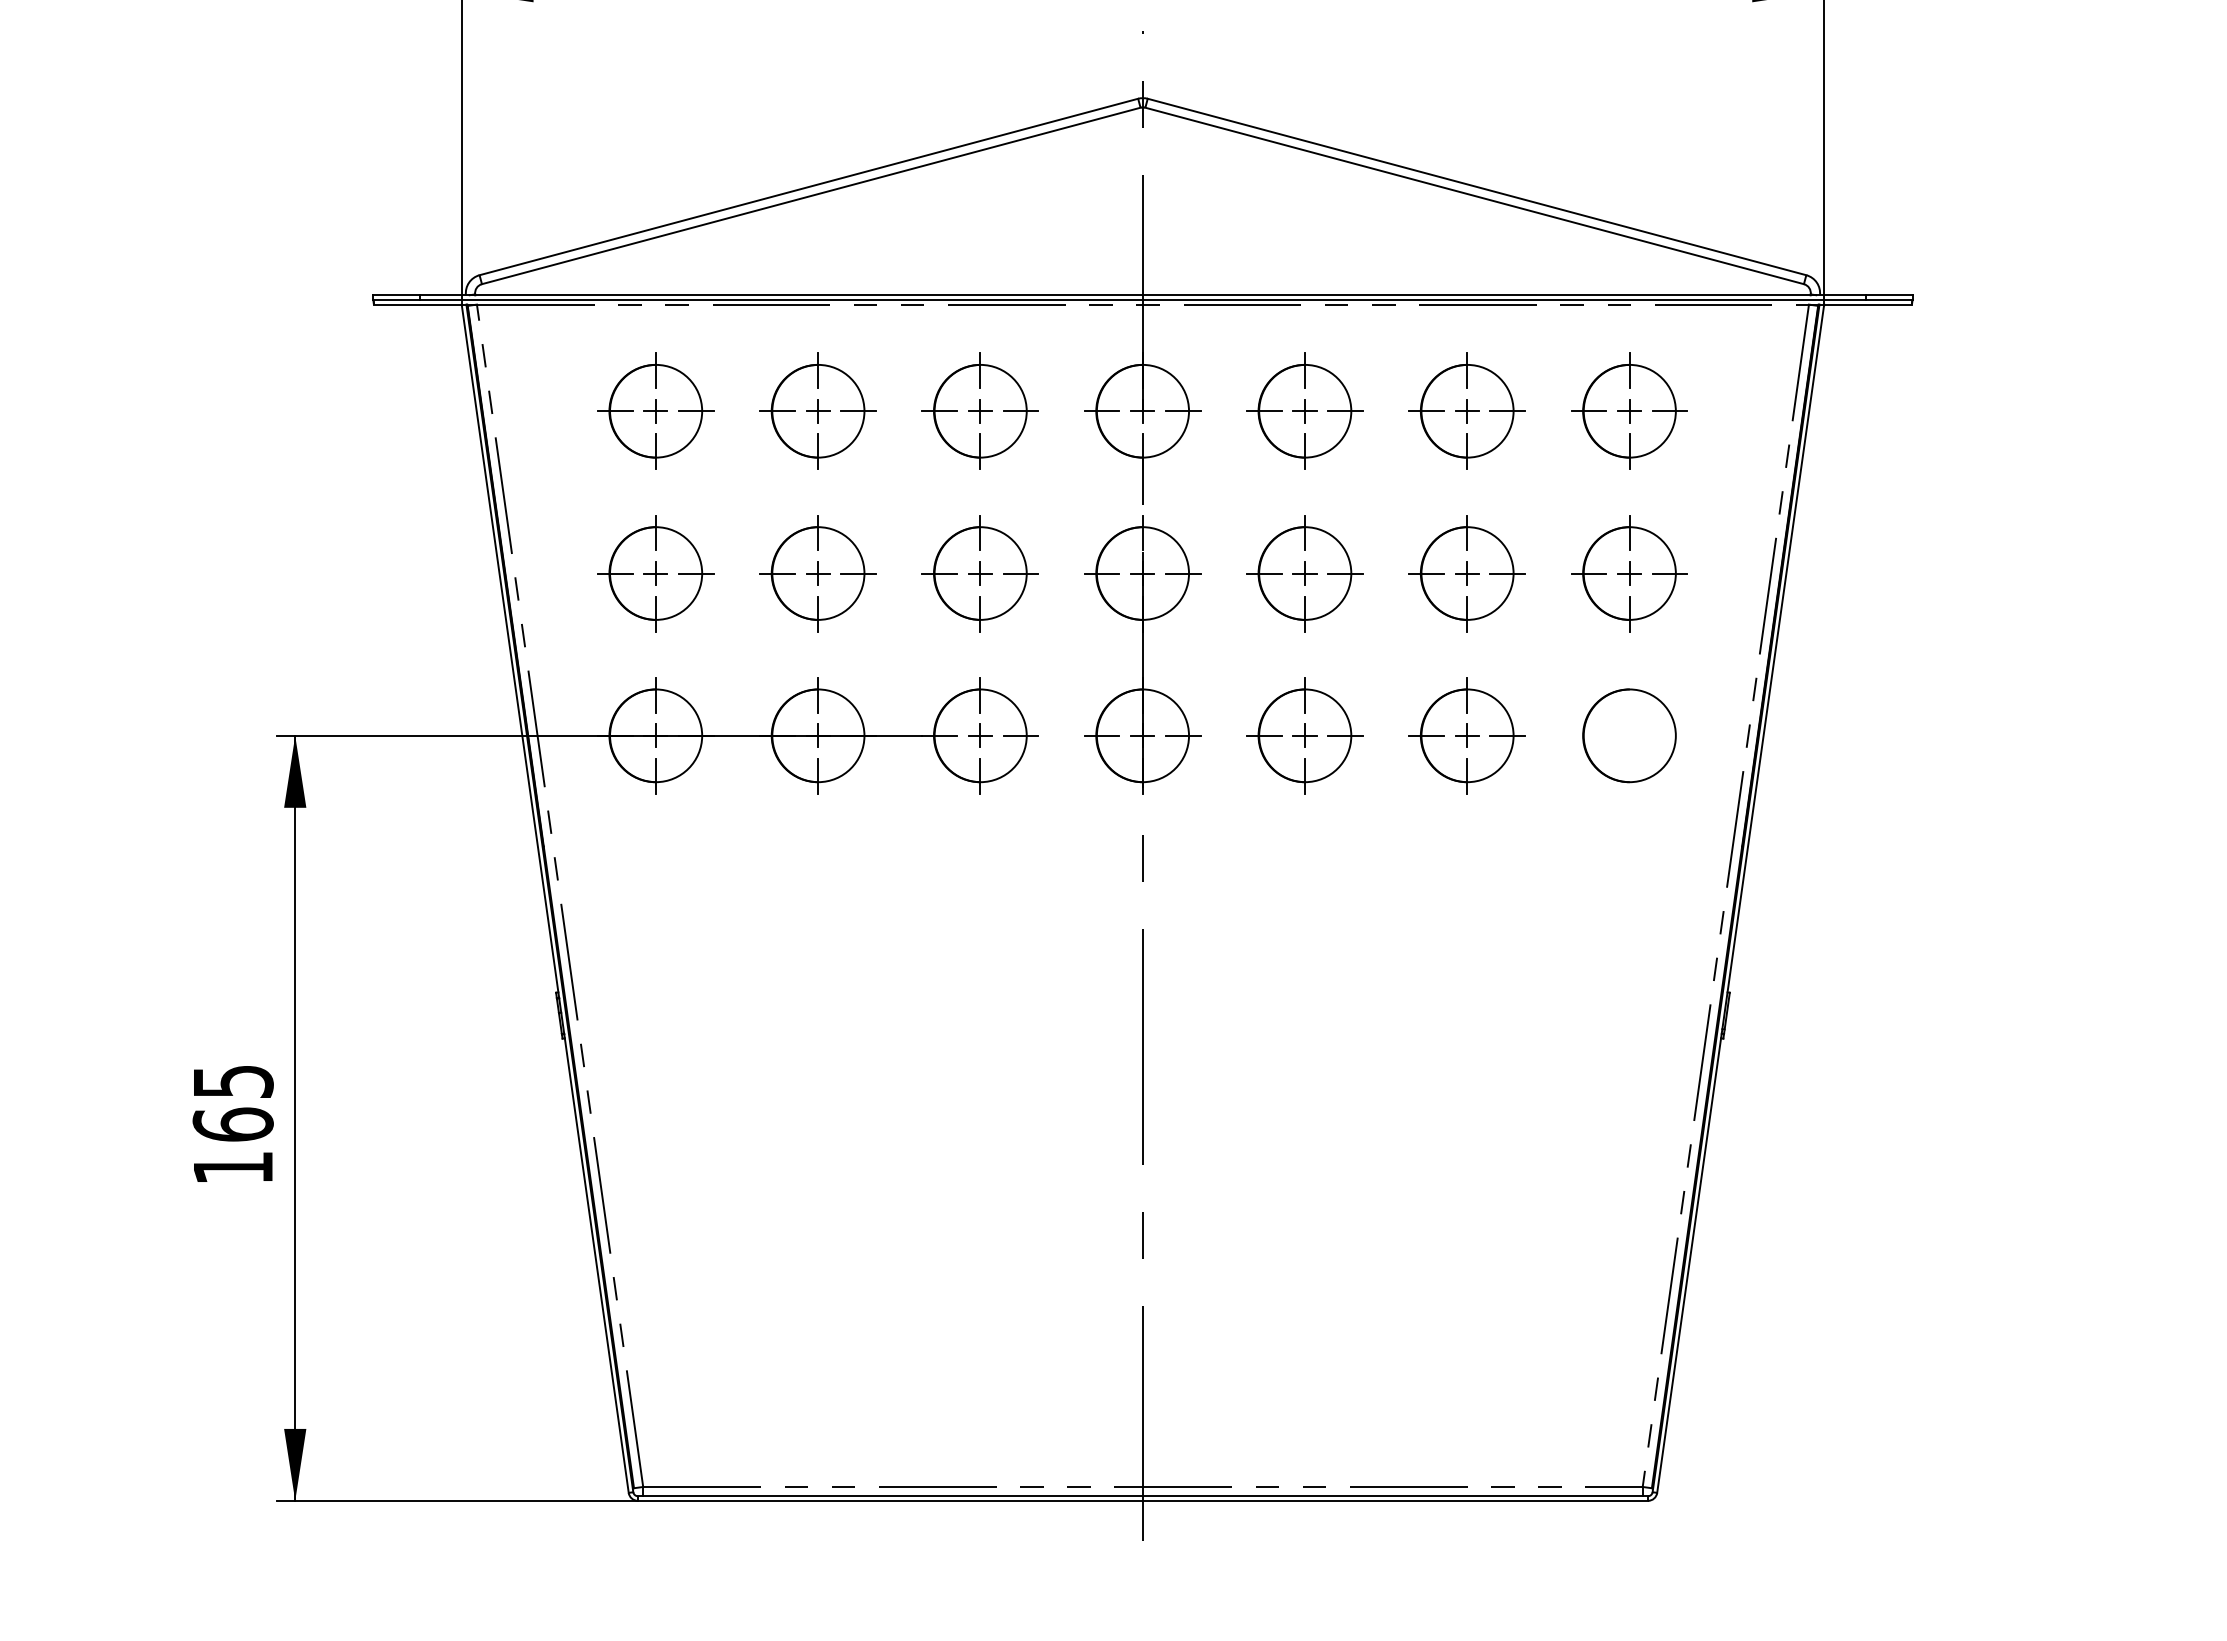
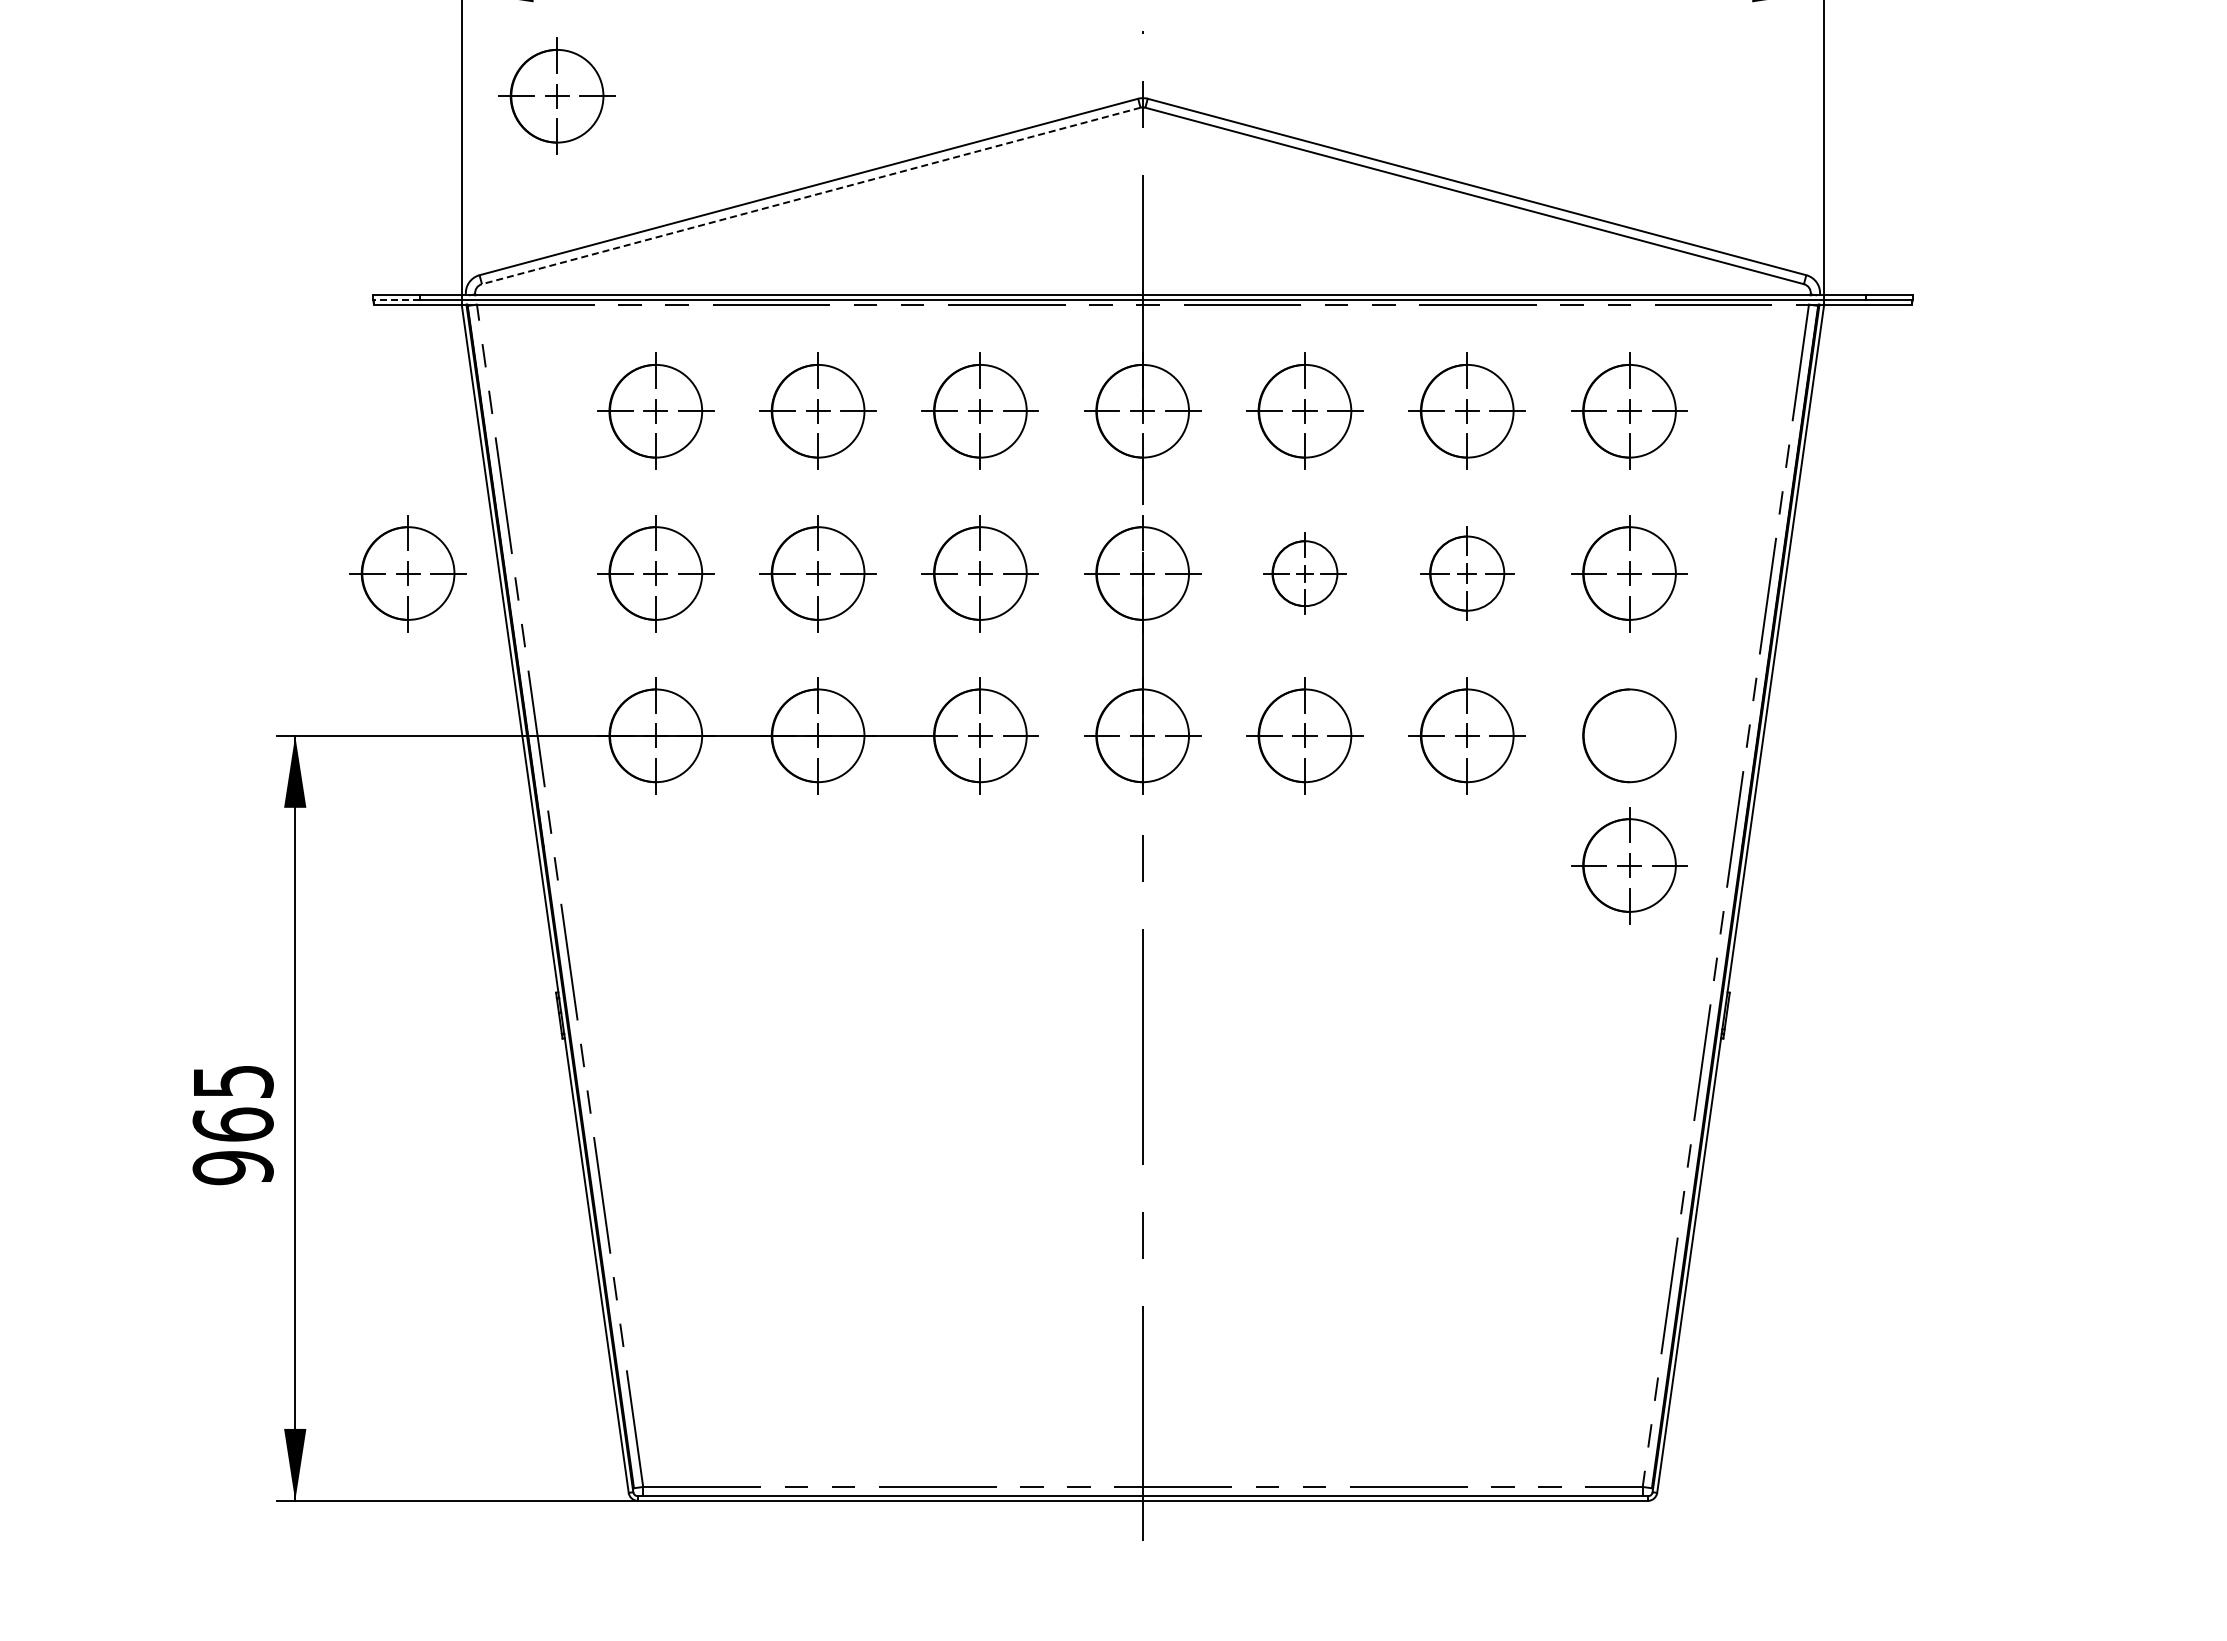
part: none -> present (556, 95)
line: solid -> dashed (811, 195)
line: solid -> dashed (395, 299)
part: none -> present (407, 573)
part size: 118x118 px -> 84x83 px (1304, 573)
part size: 118x118 px -> 95x95 px (1467, 573)
part: none -> present (1629, 865)
text: 165 -> 965 (232, 1168)
